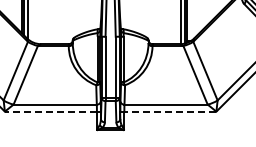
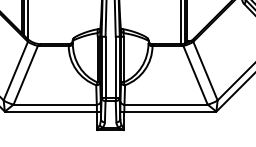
line: dashed -> solid (50, 111)
line: dashed -> solid (169, 111)
